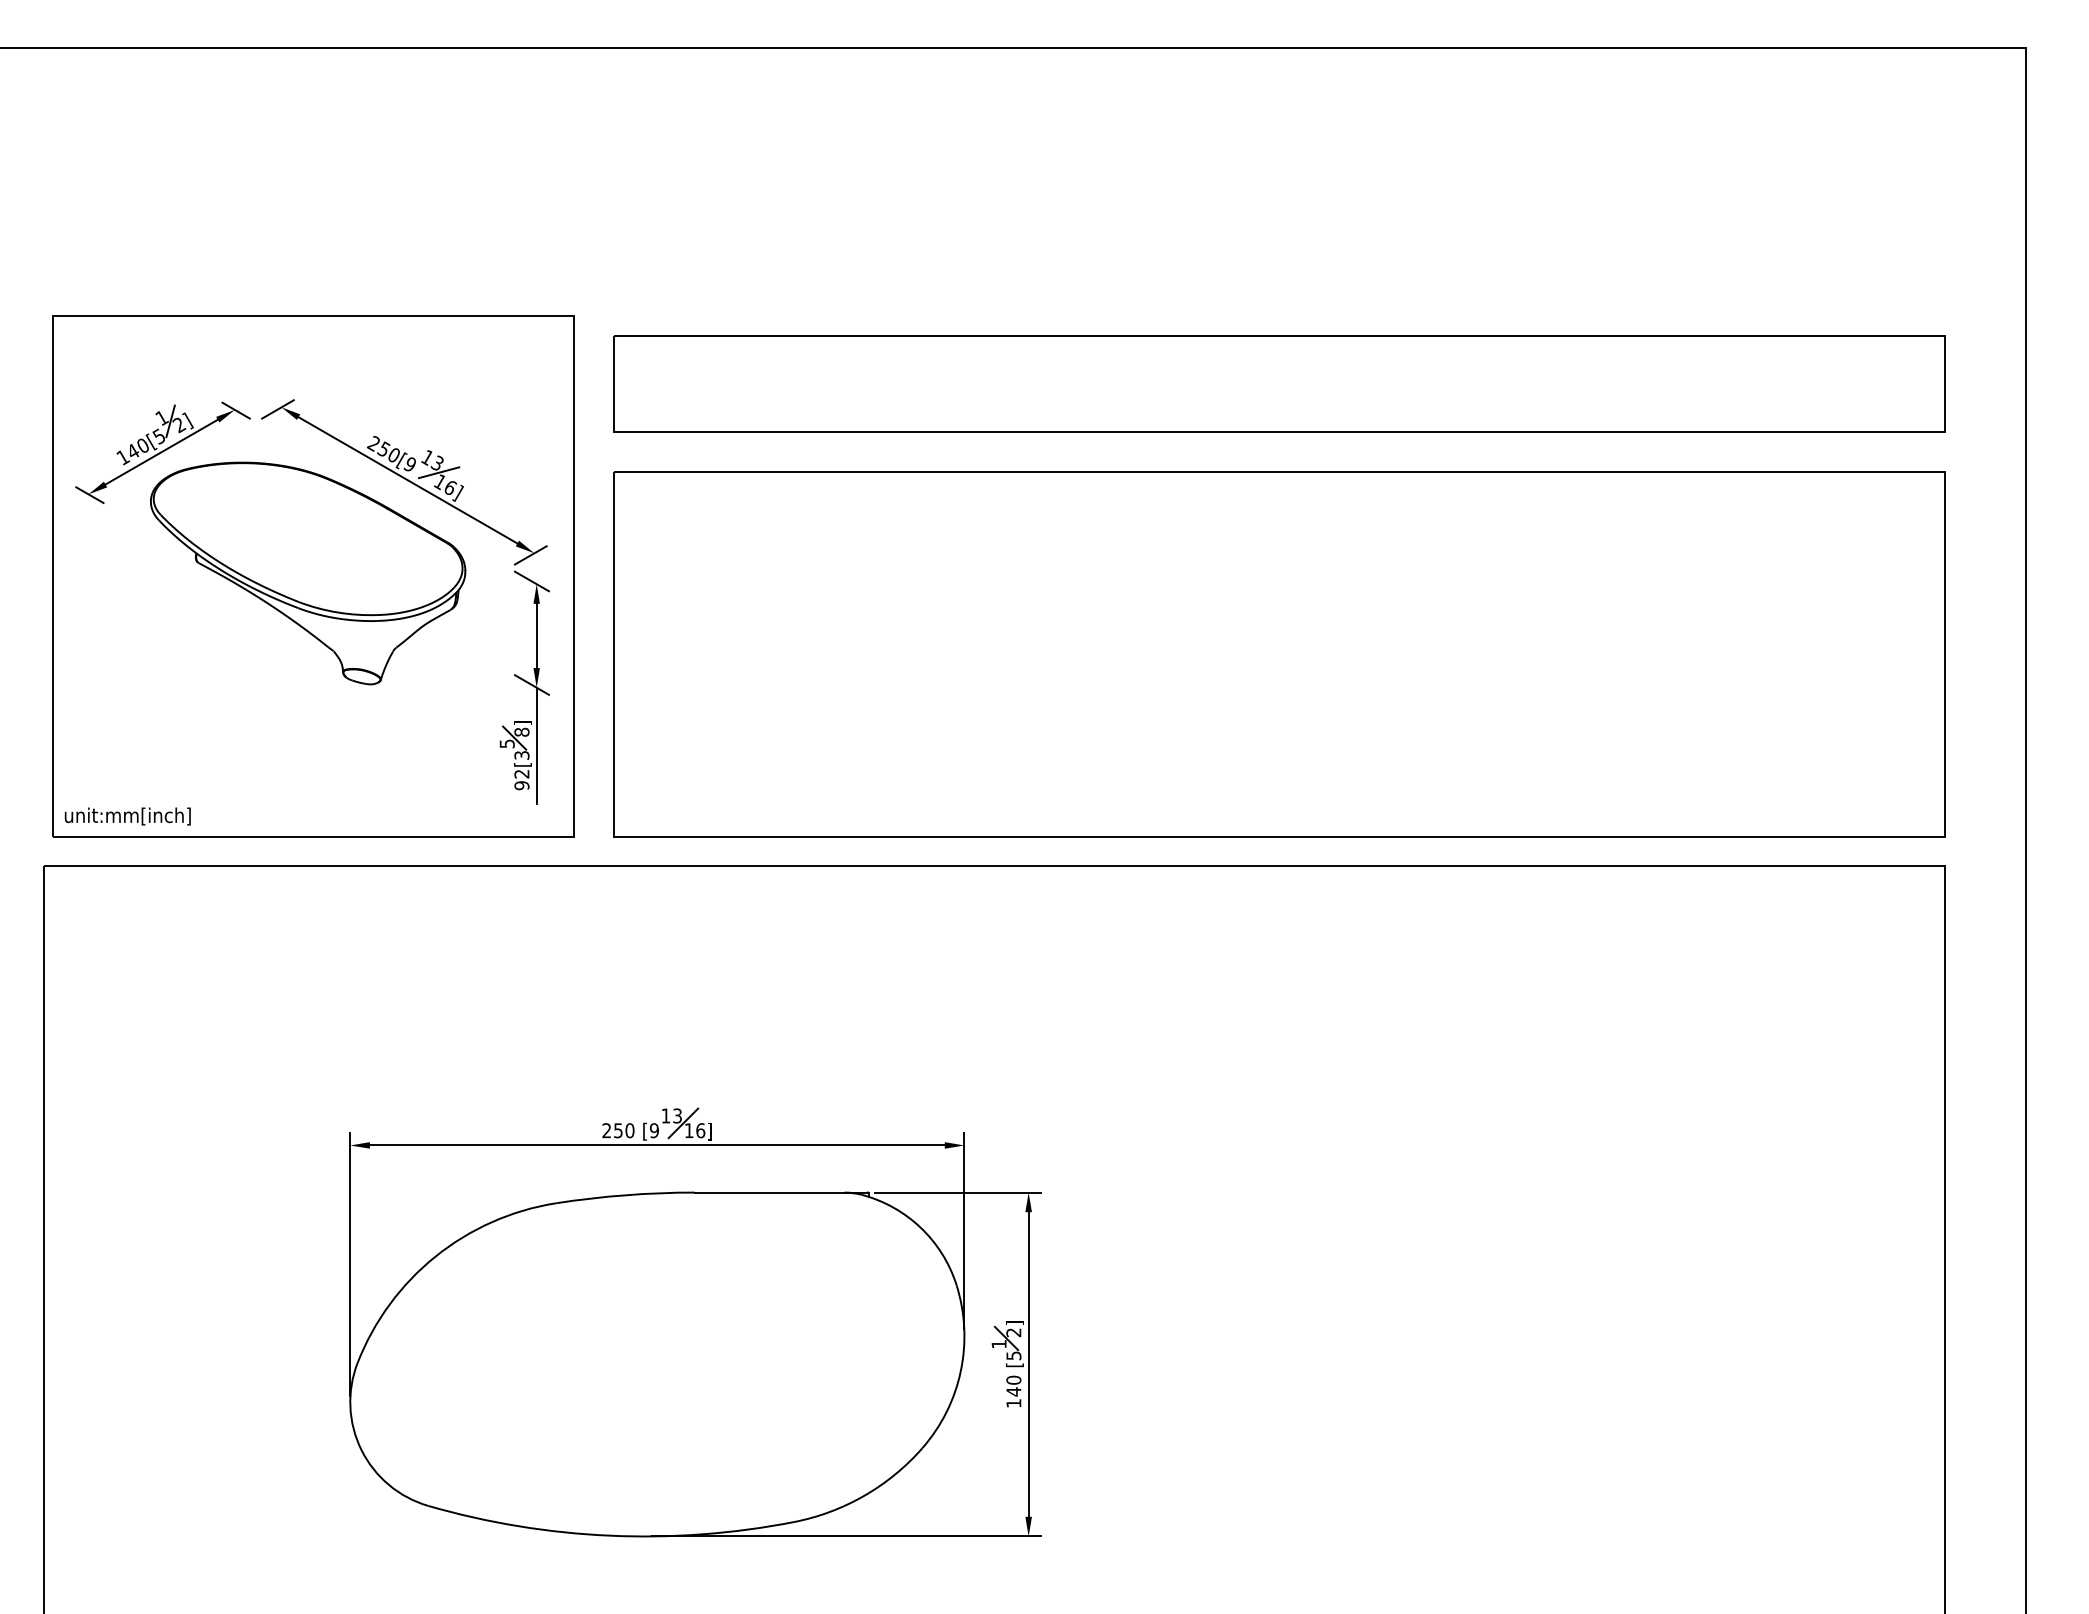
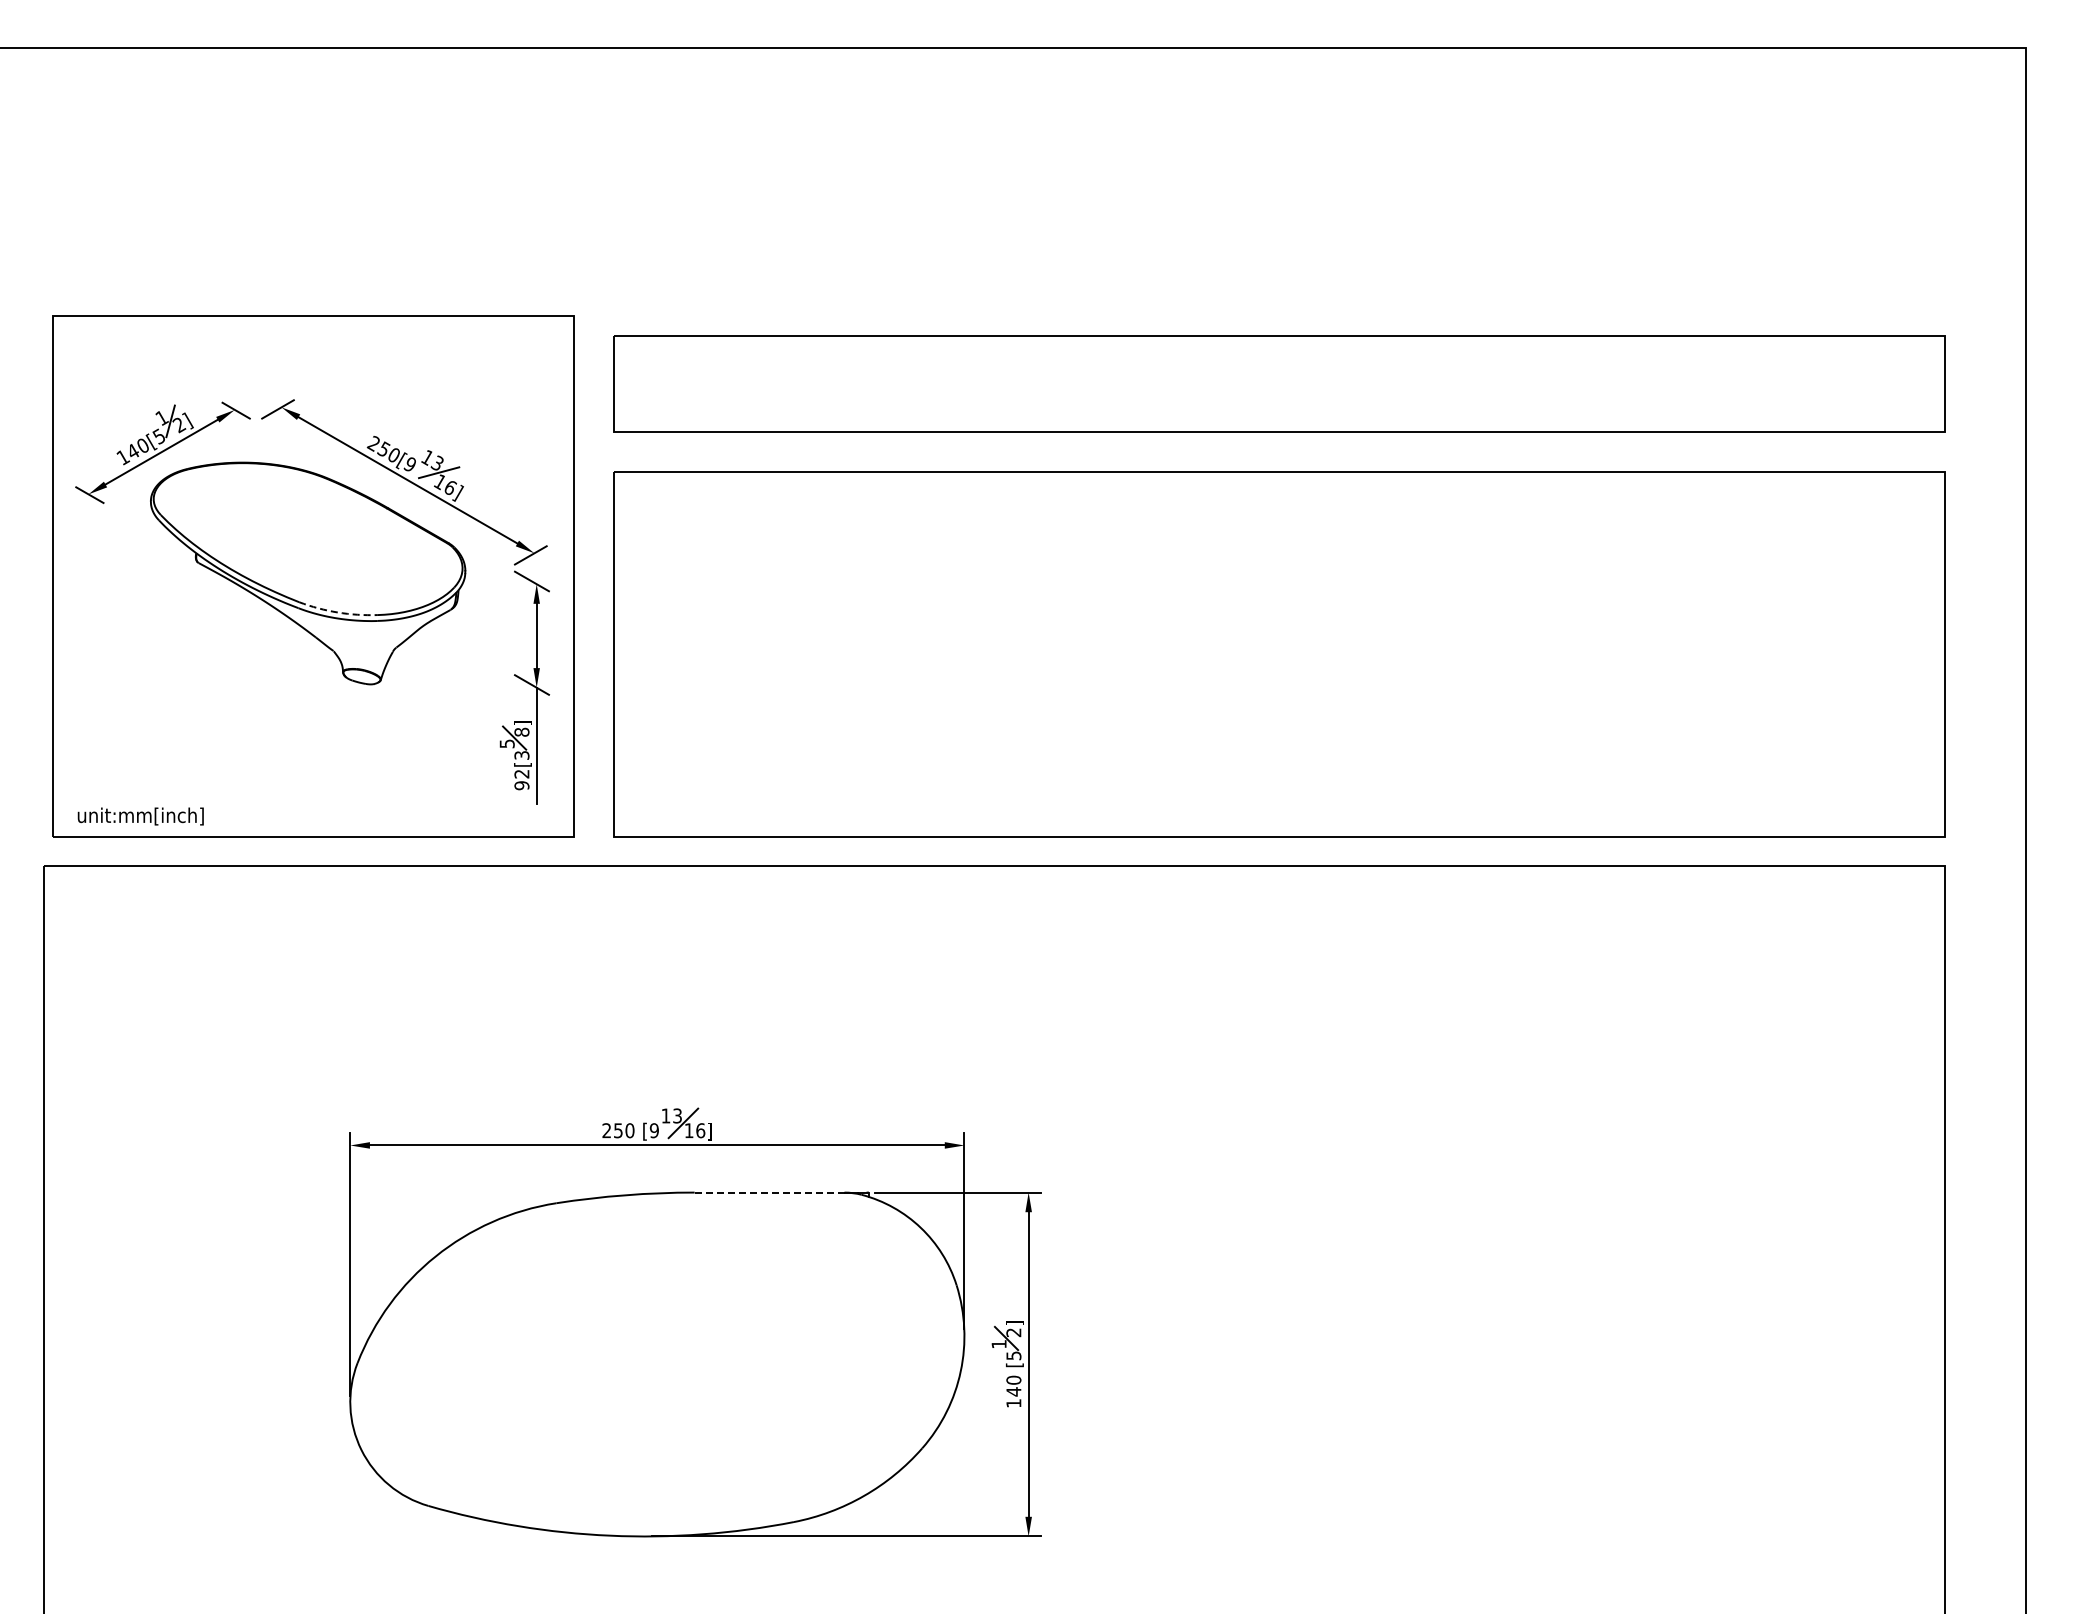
arc: solid -> dashed (337, 612)
text position: (127, 816) -> (140, 816) (140, 816)
line: solid -> dashed (769, 1192)
